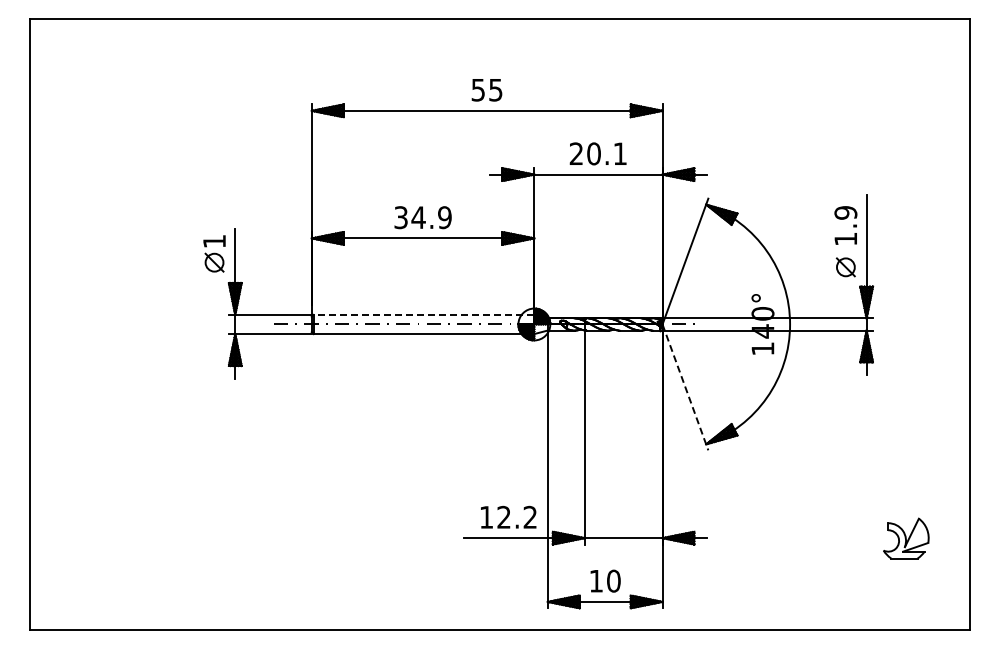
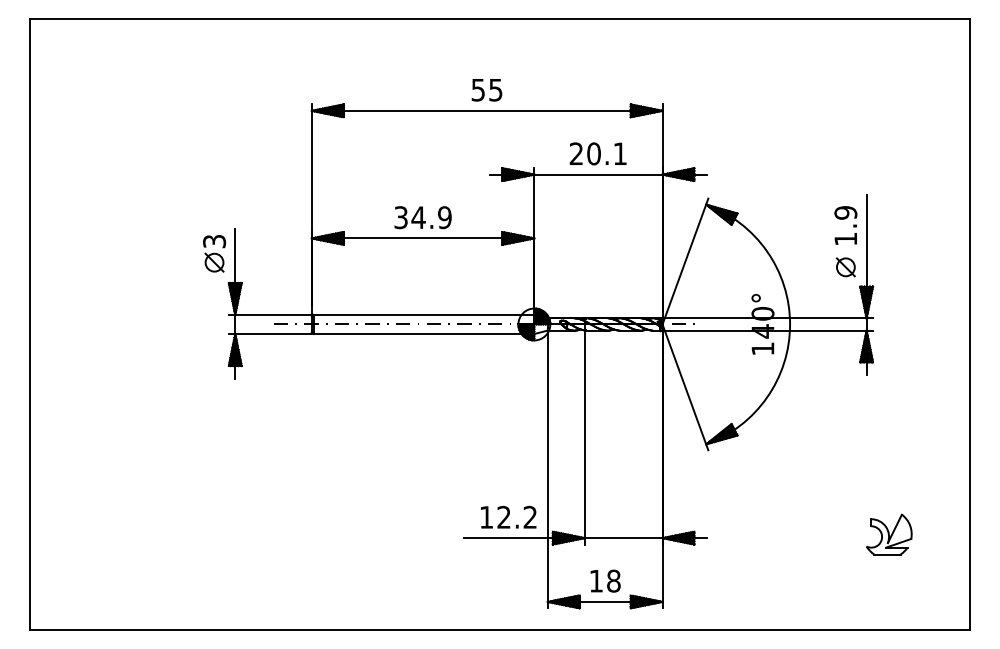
text: 1 -> 3 (214, 241)
line: dashed -> solid (423, 314)
line: dashed -> solid (685, 387)
part position: (906, 538) -> (889, 534) (889, 534)
text: 10 -> 18 (613, 581)
